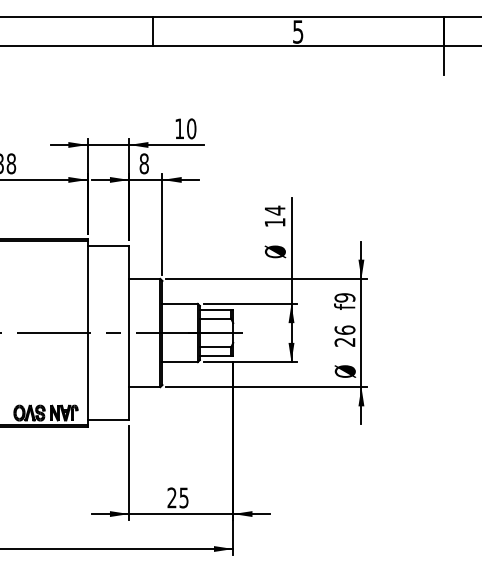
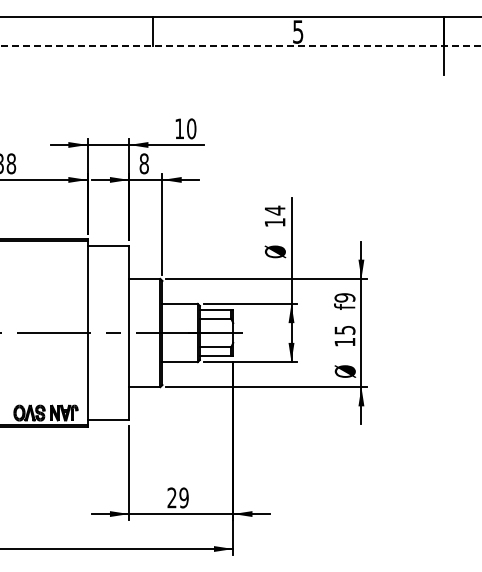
line: solid -> dashed (241, 46)
text: 26 -> 15 (344, 335)
text: 25 -> 29 (183, 497)
